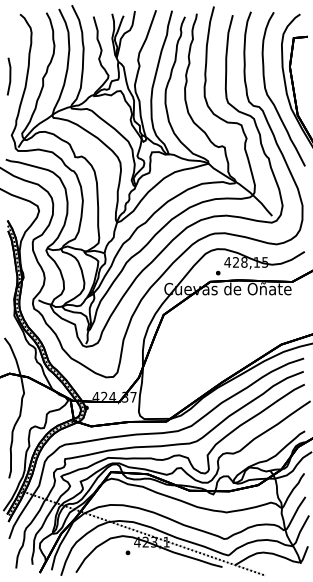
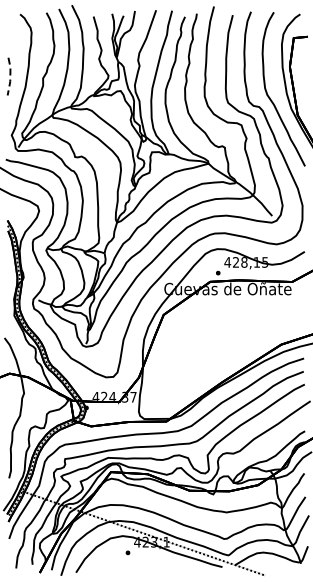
line: solid -> dashed (10, 76)
